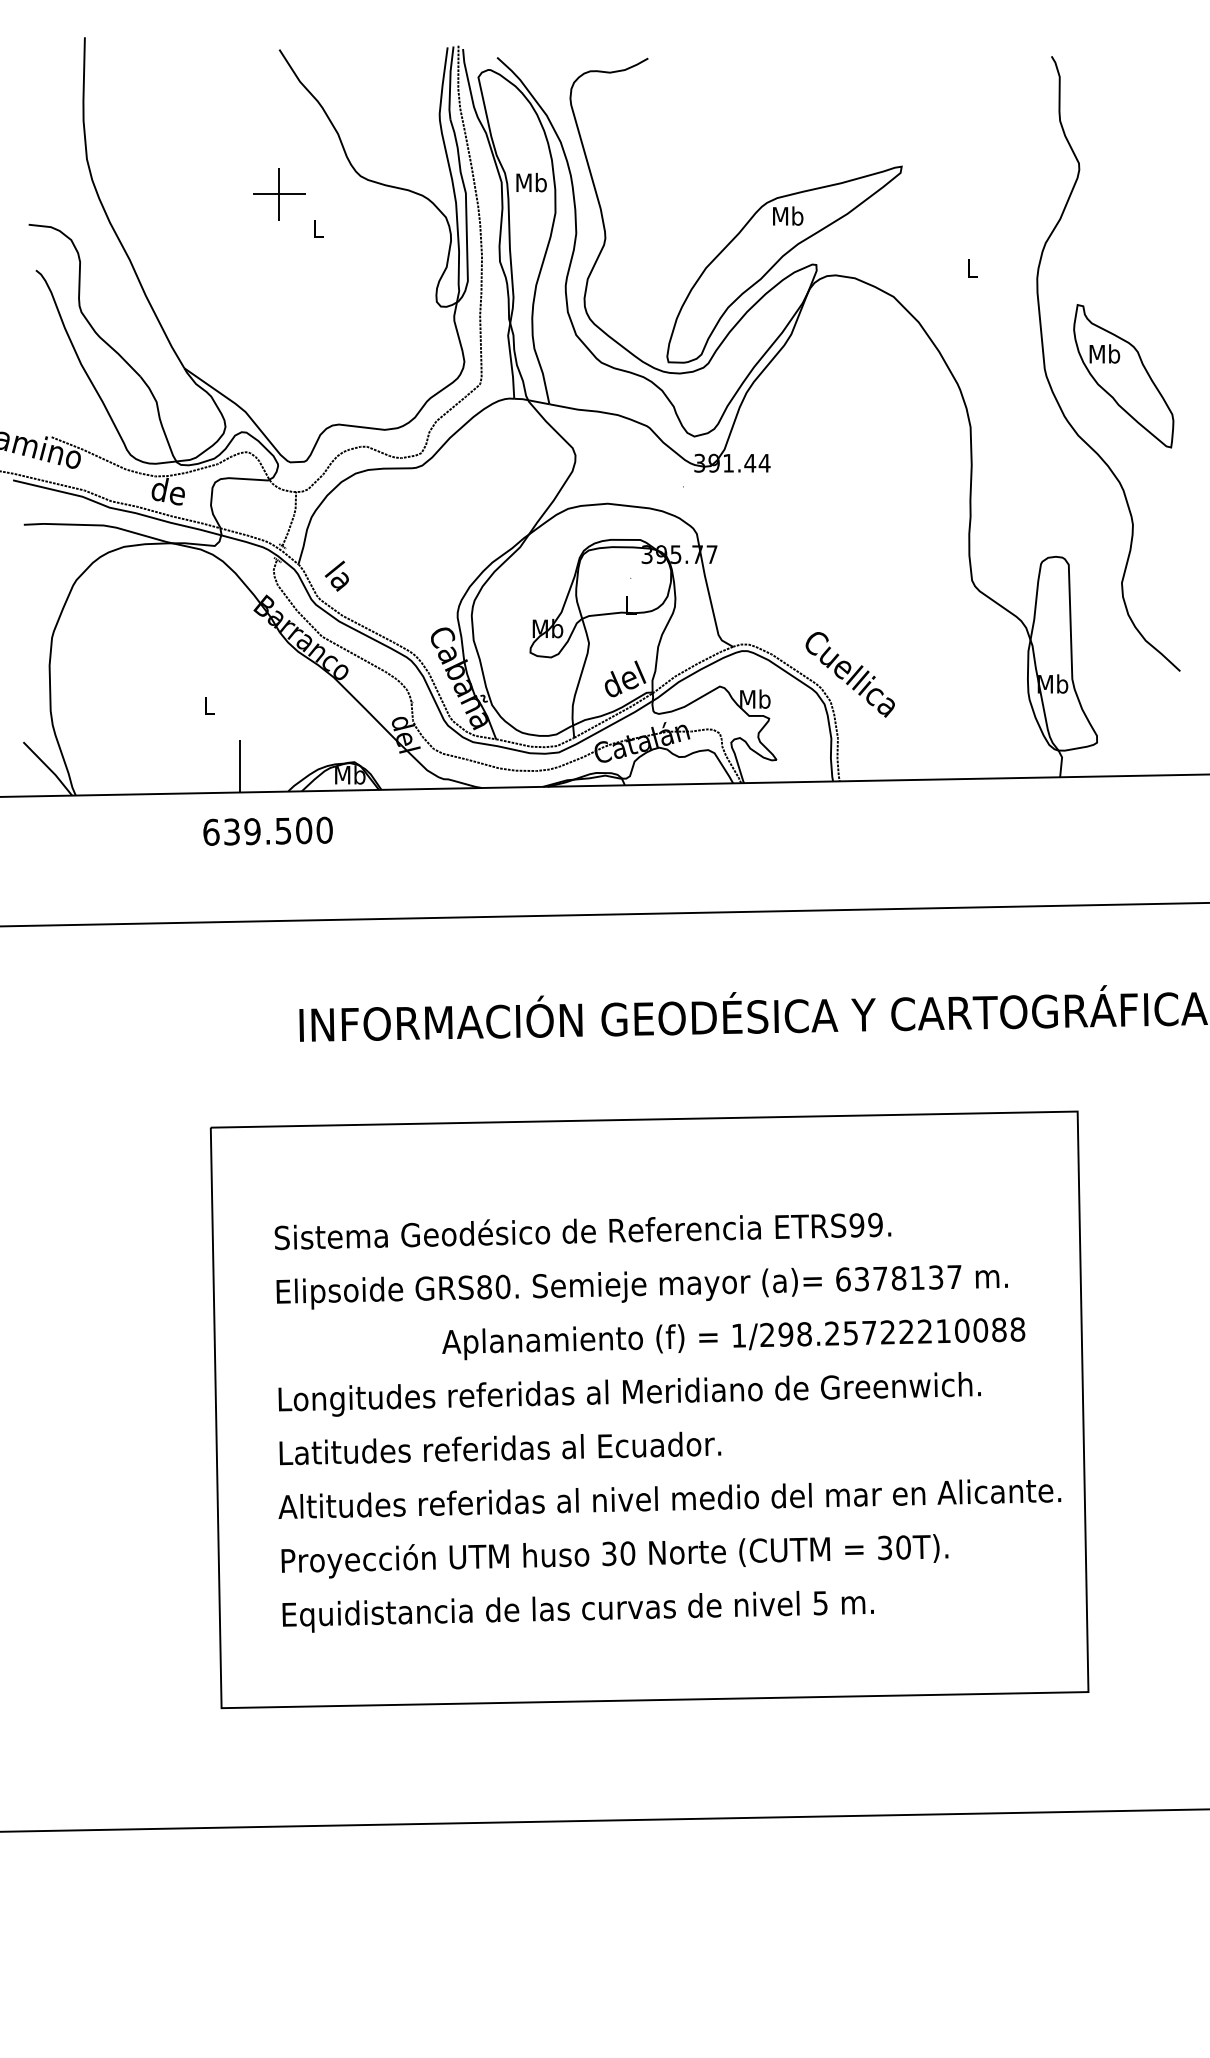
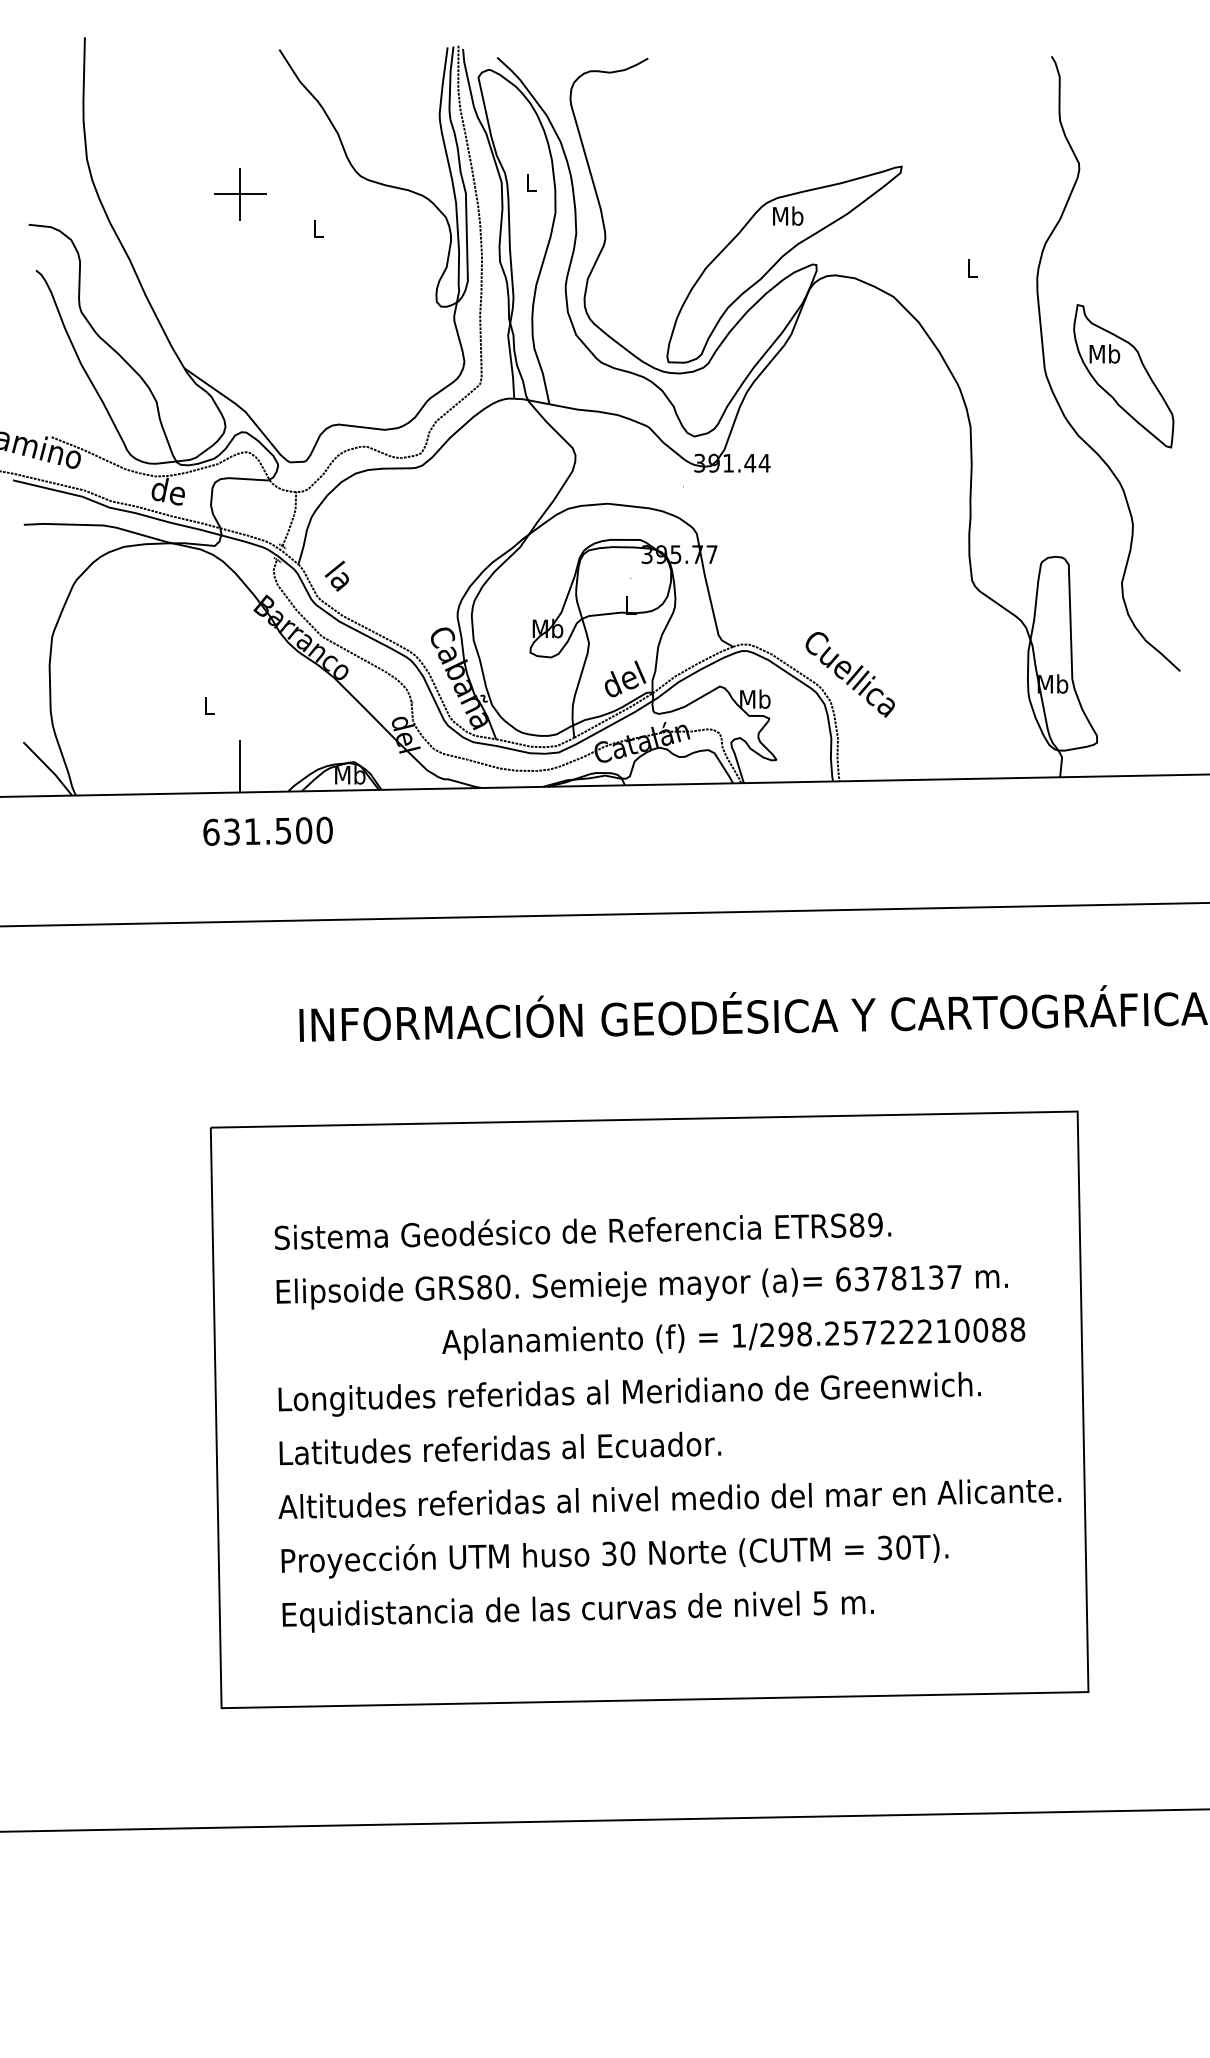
text: Mb -> L (531, 182)
part position: (279, 194) -> (240, 194) (240, 194)
text: 639.500 -> 631.500 (252, 831)
text: ETRS99. -> ETRS89. (856, 1225)
